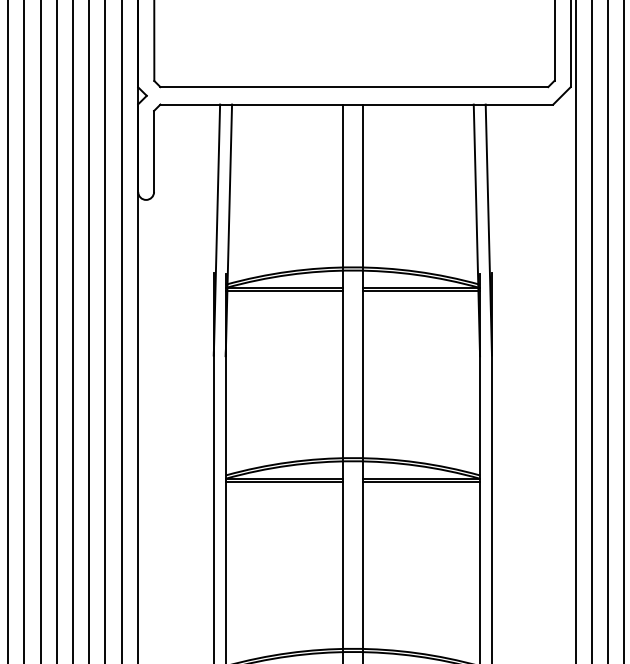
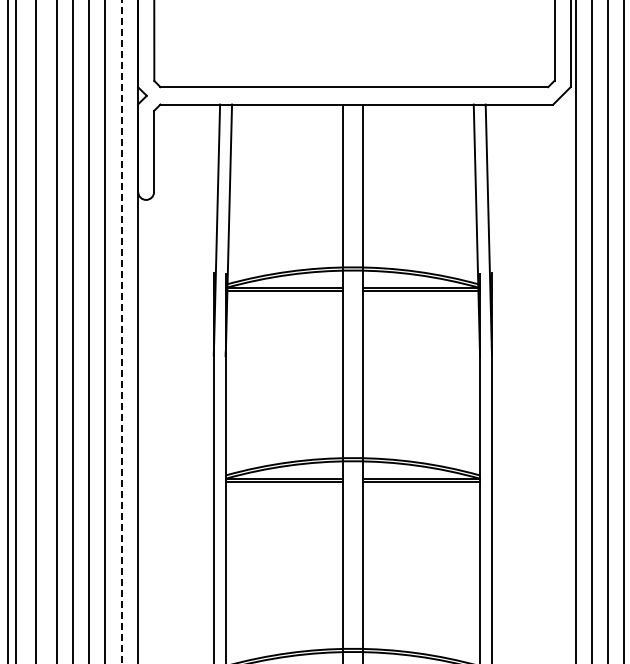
line position: (24, 331) -> (16, 331) (16, 331)
line position: (40, 331) -> (35, 331) (35, 331)
line: solid -> dashed (121, 332)
